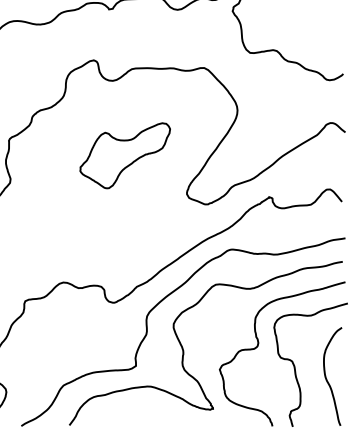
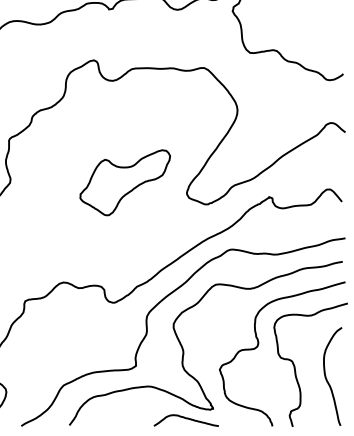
part position: (124, 155) -> (124, 182) (124, 182)
curve: none -> present (186, 419)
